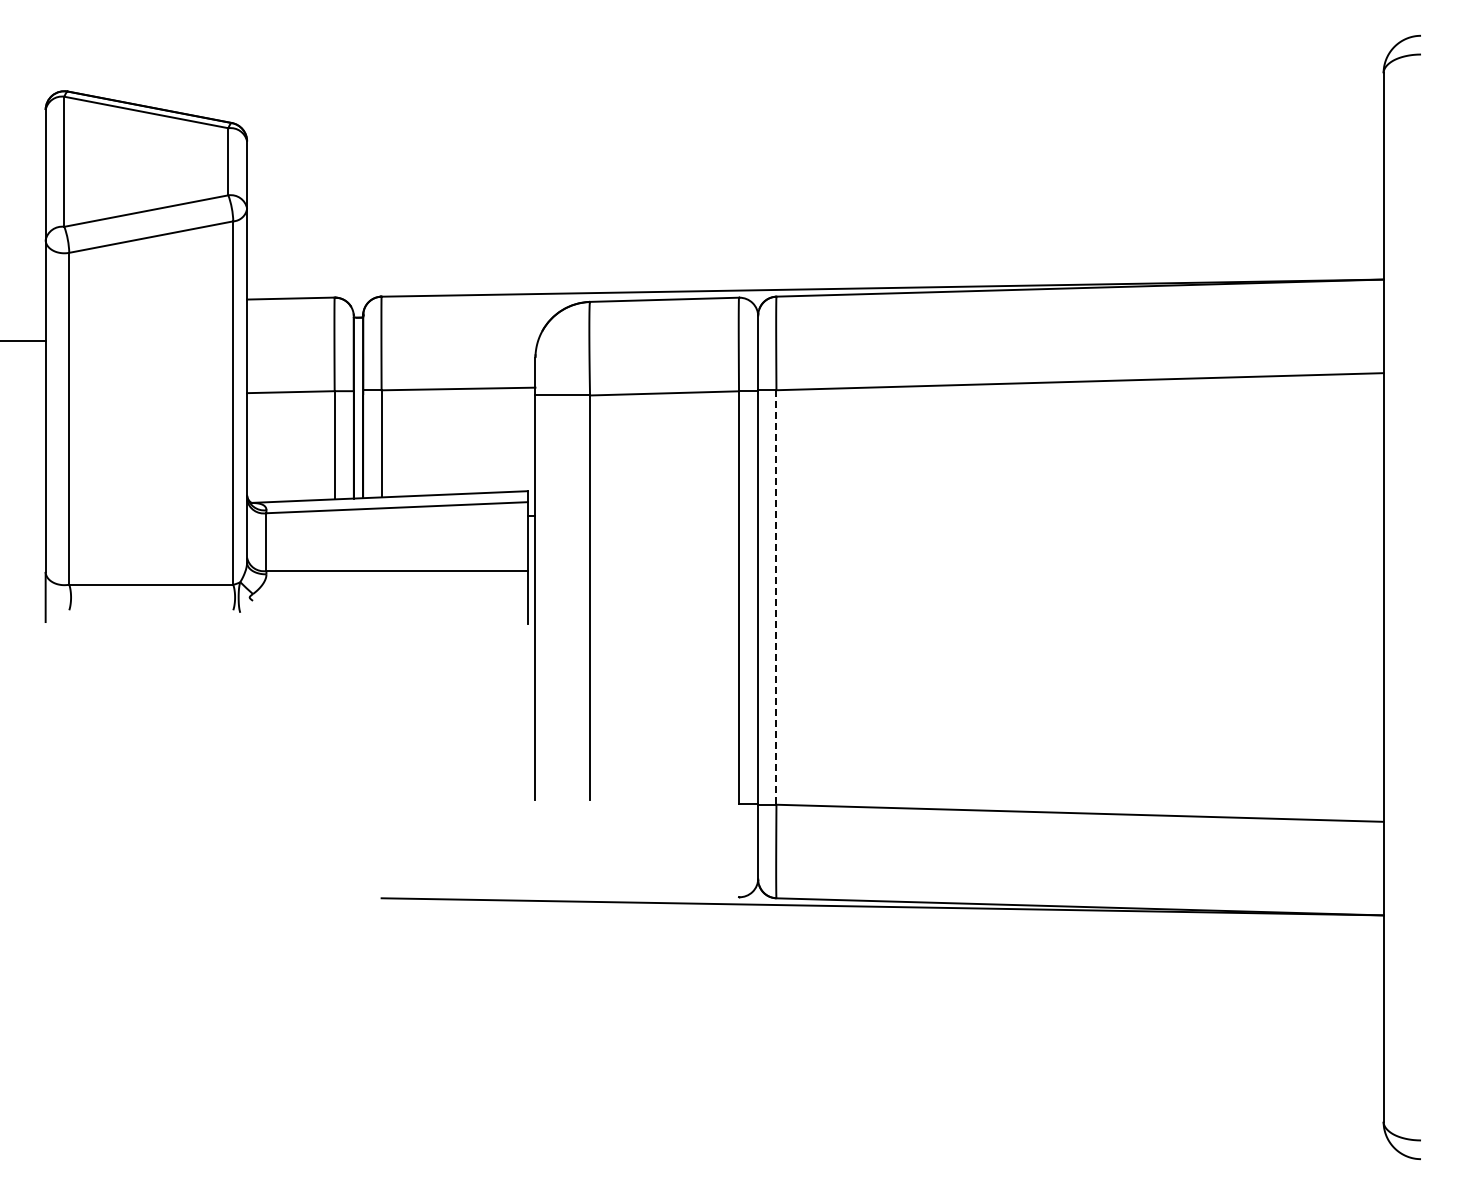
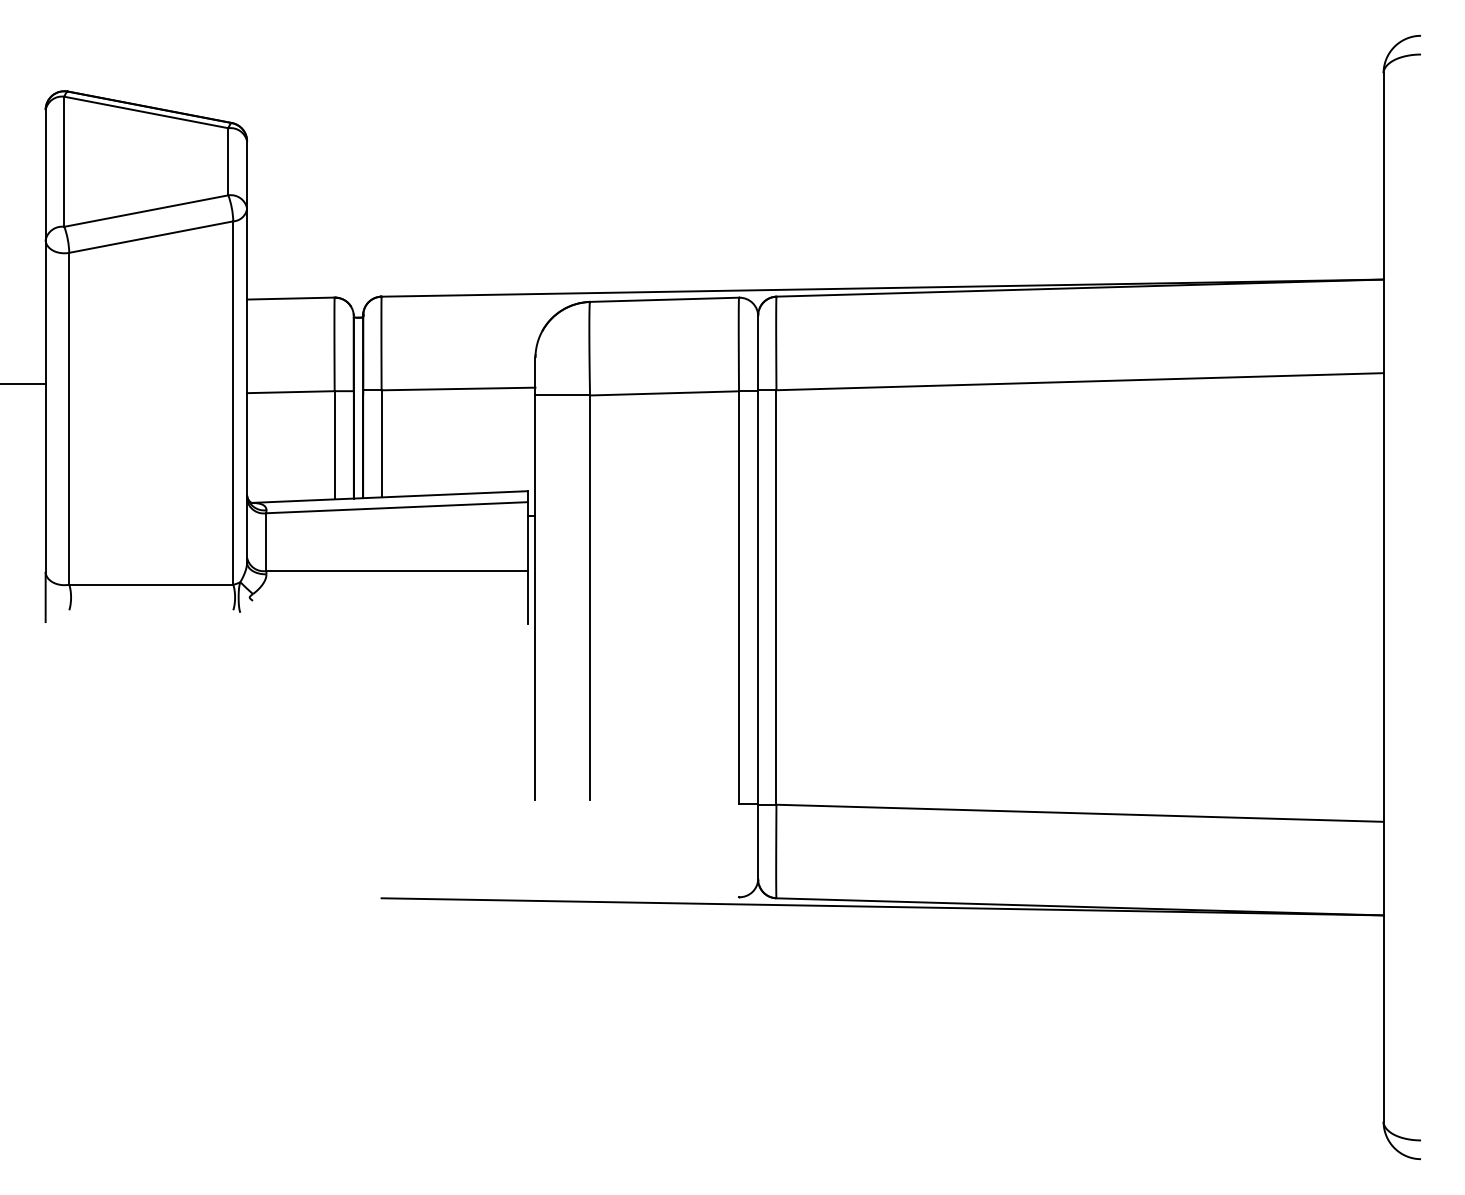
line position: (23, 341) -> (23, 384) (23, 384)
line: dashed -> solid (776, 597)
